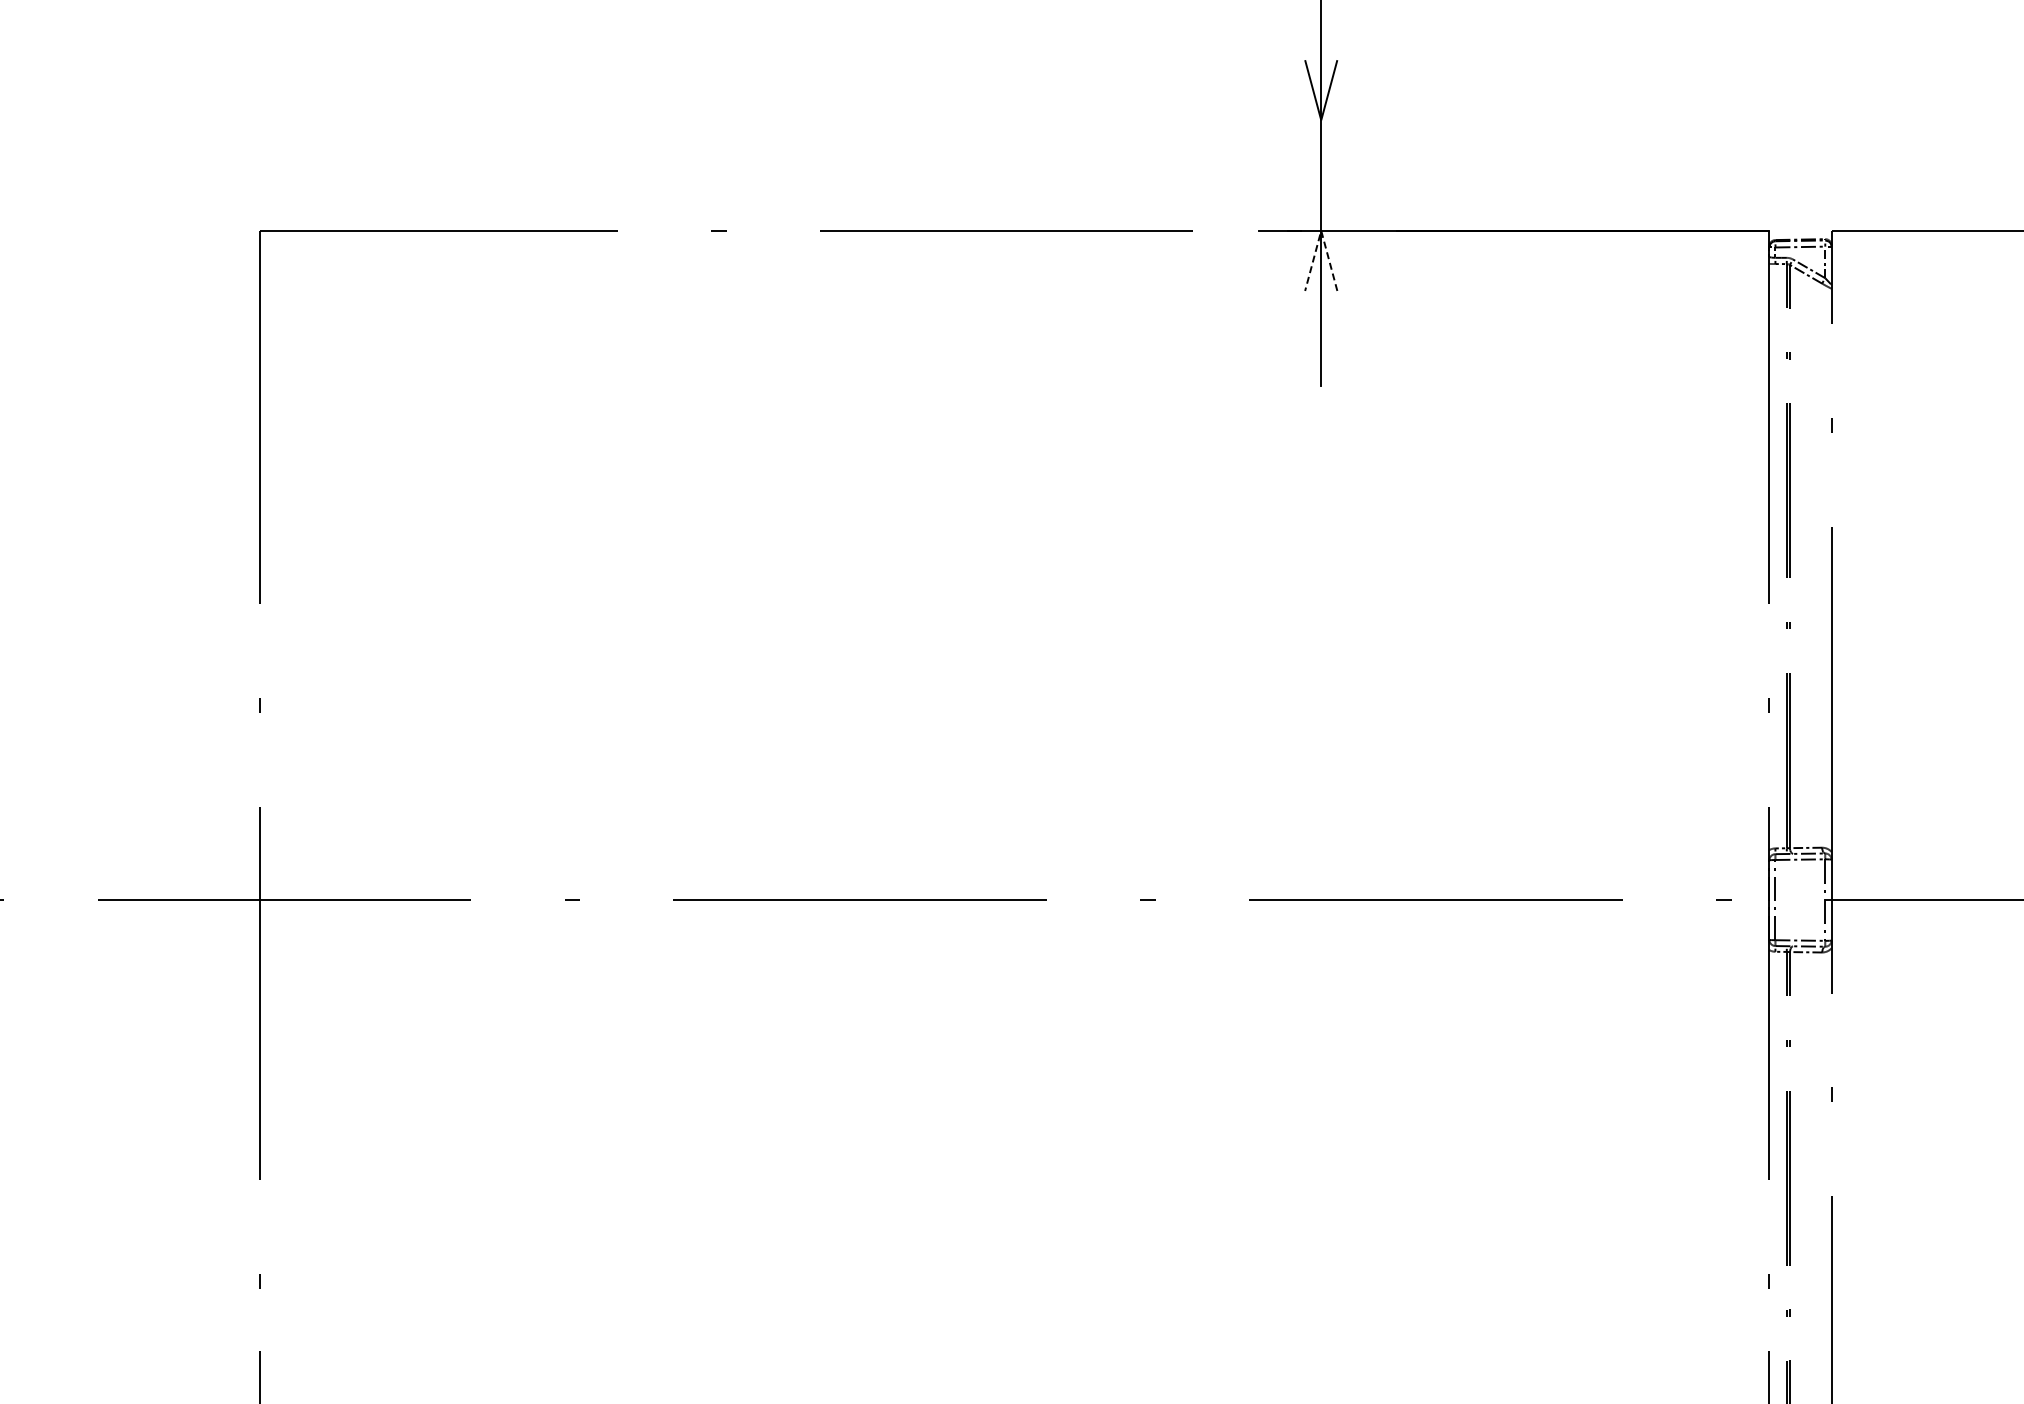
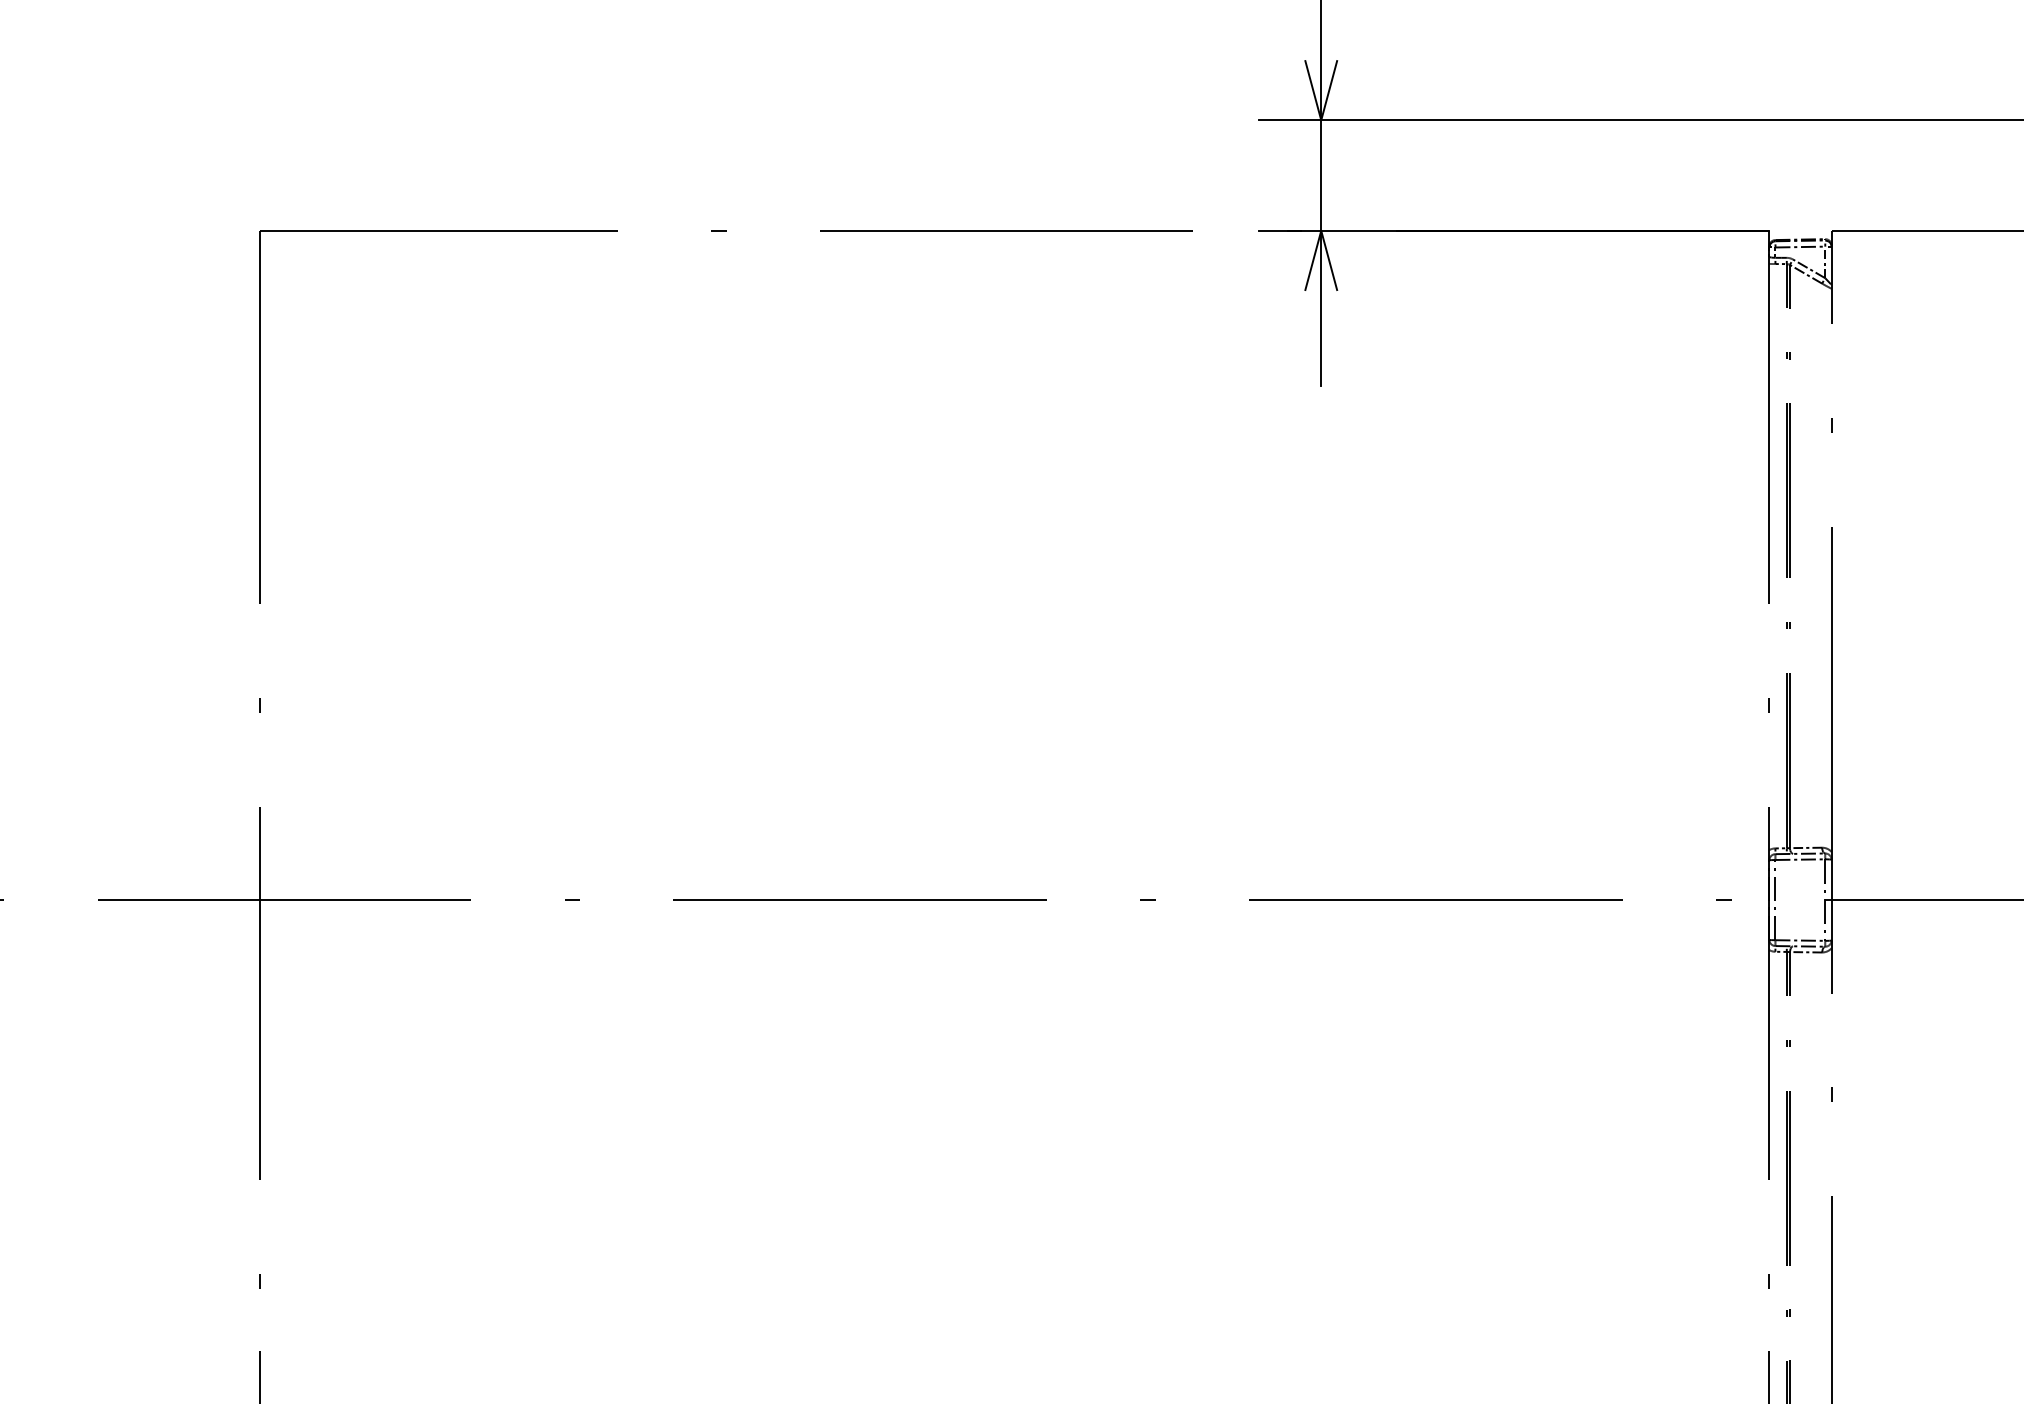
line: none -> present (1639, 120)
line: dashed -> solid (1321, 230)
